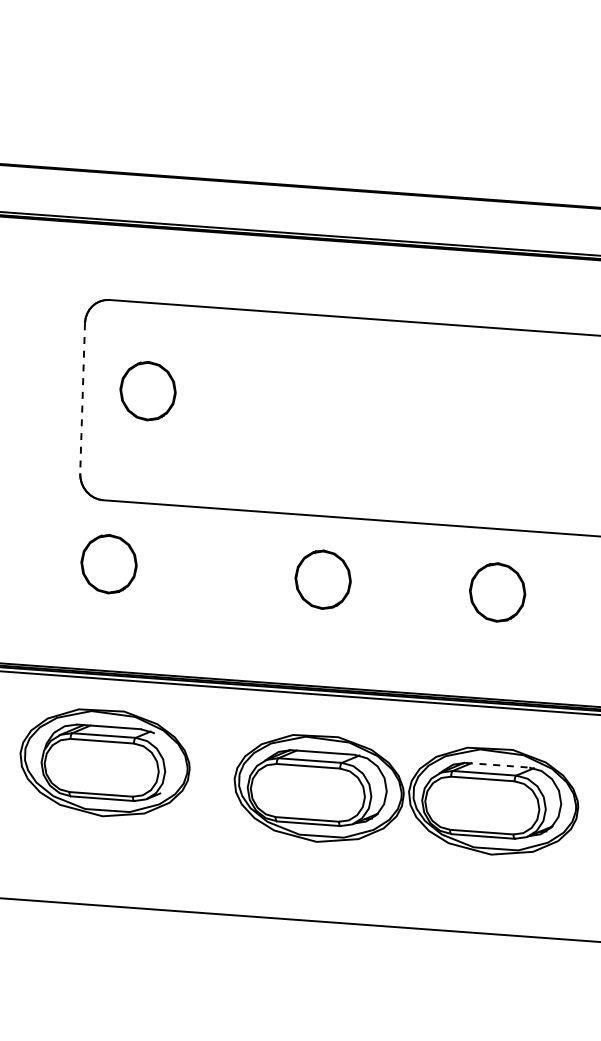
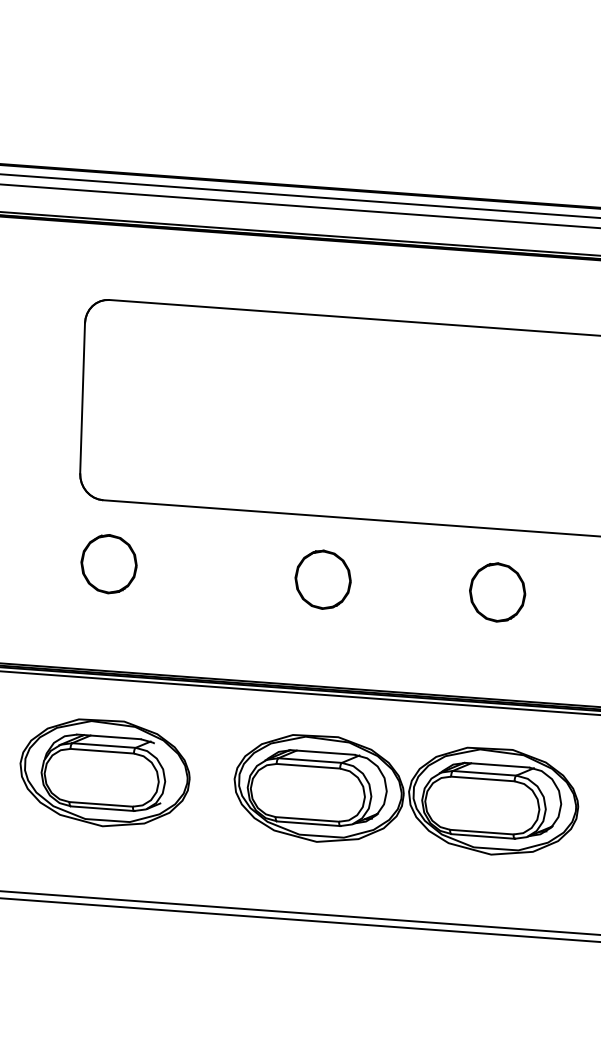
line: none -> present (299, 195)
line: none -> present (299, 205)
part: present -> none (147, 391)
line: dashed -> solid (82, 398)
part position: (104, 762) -> (104, 772) (104, 772)
line: dashed -> solid (497, 765)
line: none -> present (299, 912)
